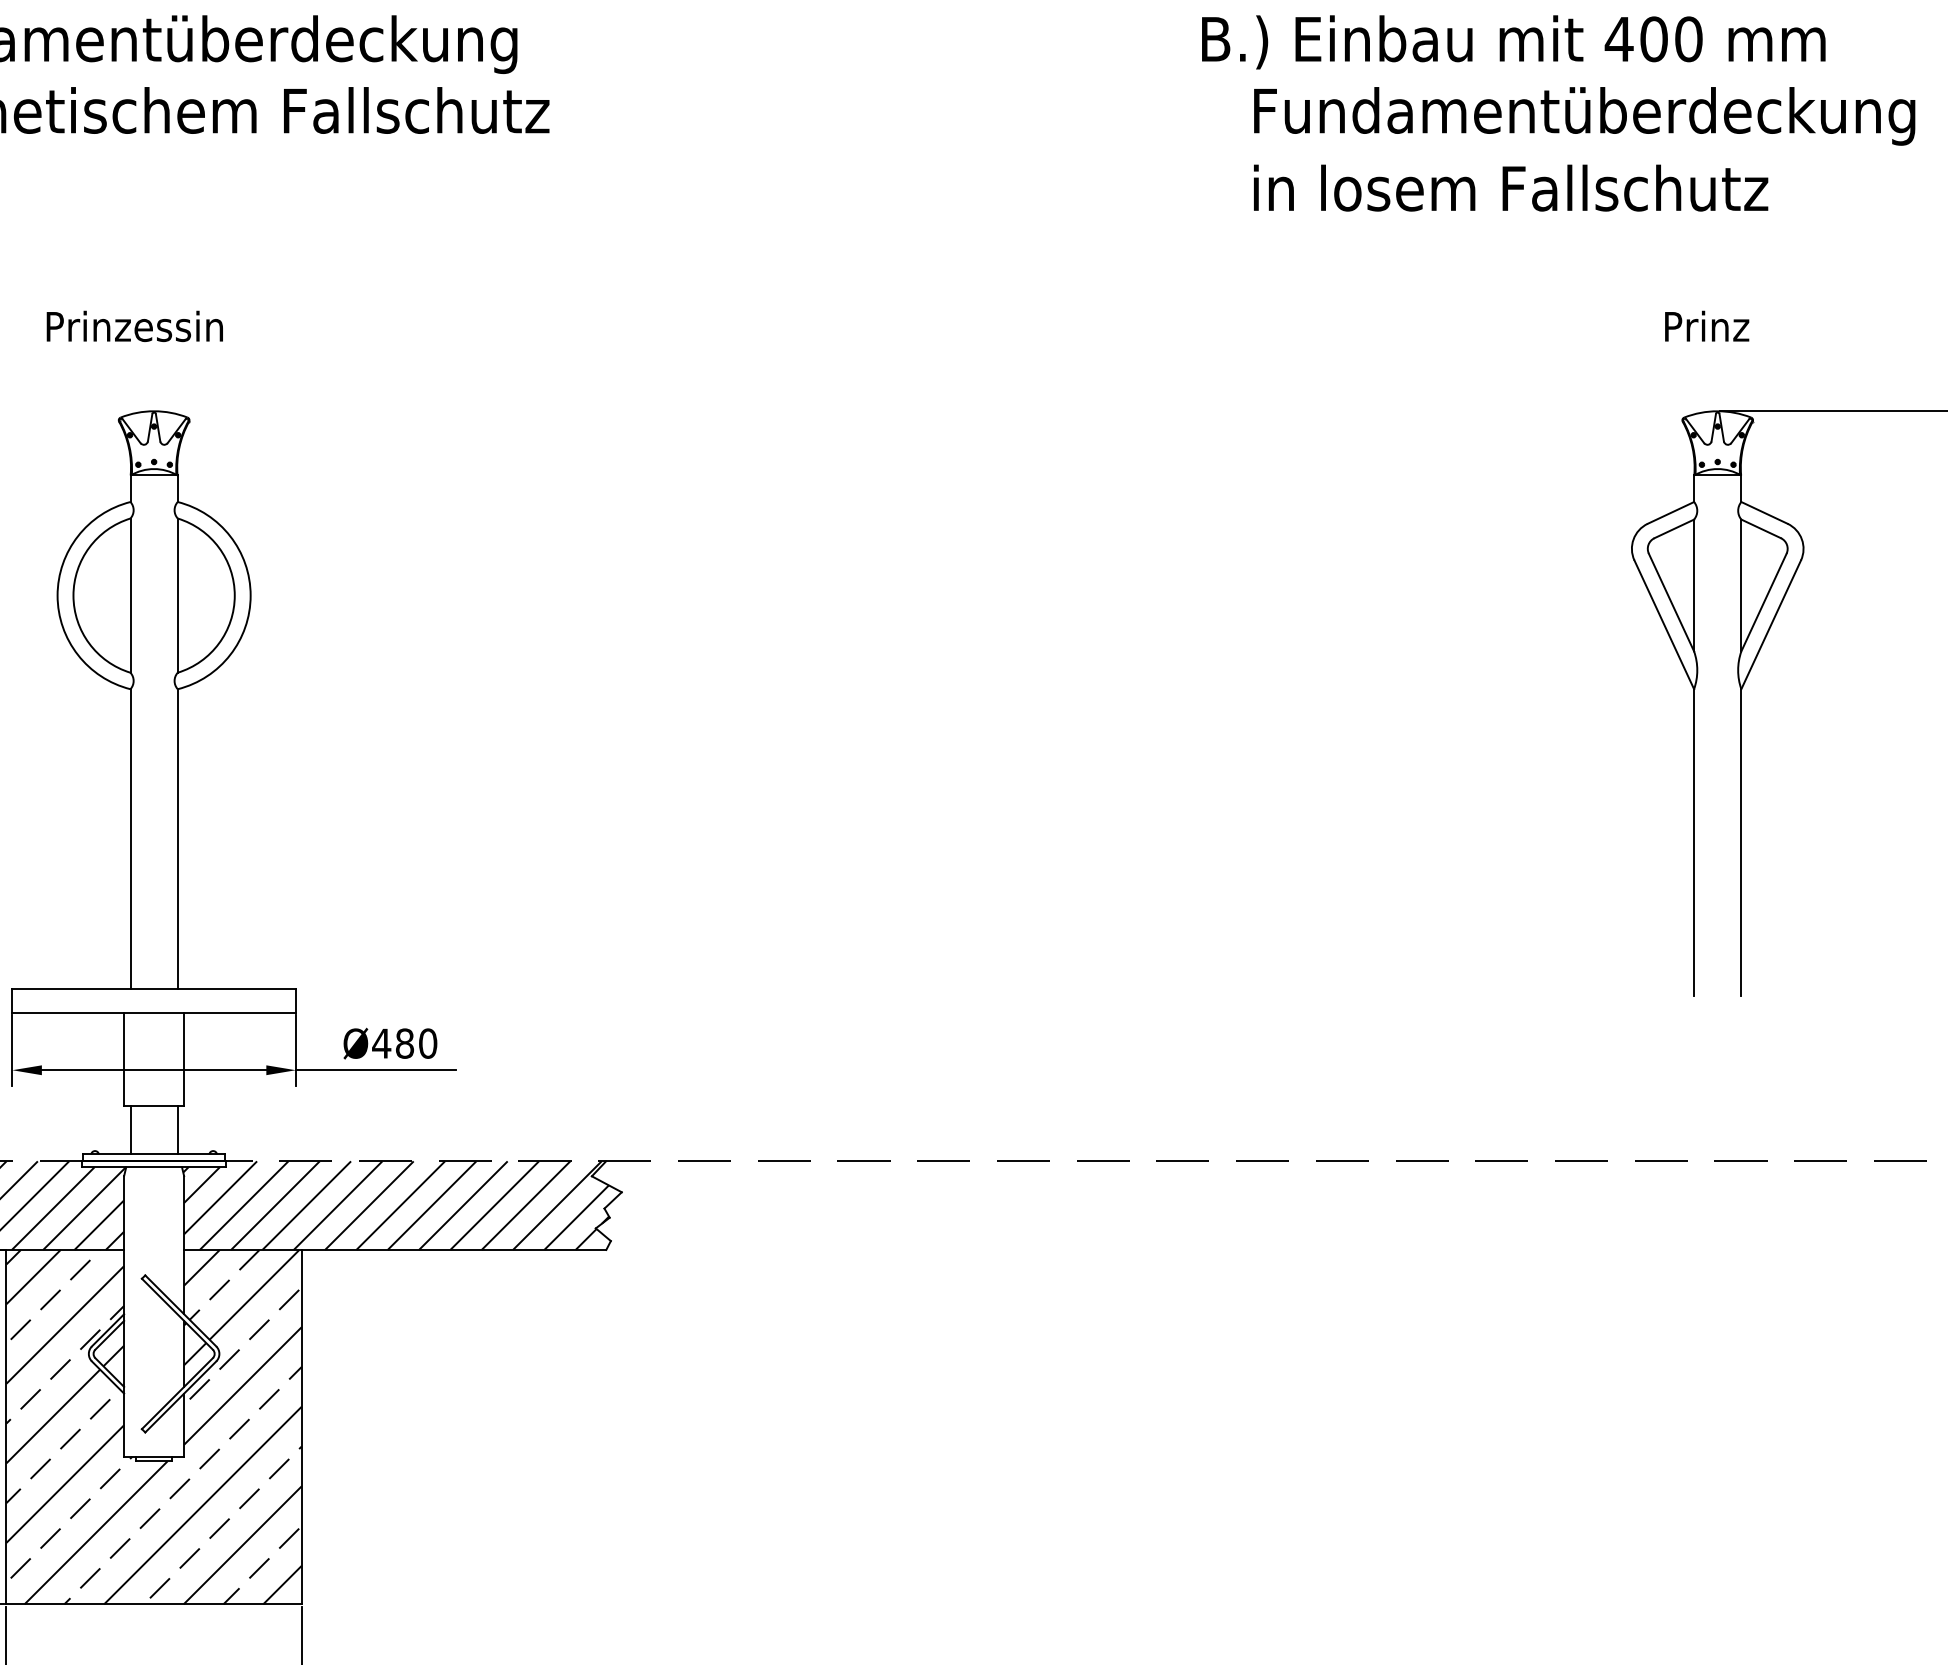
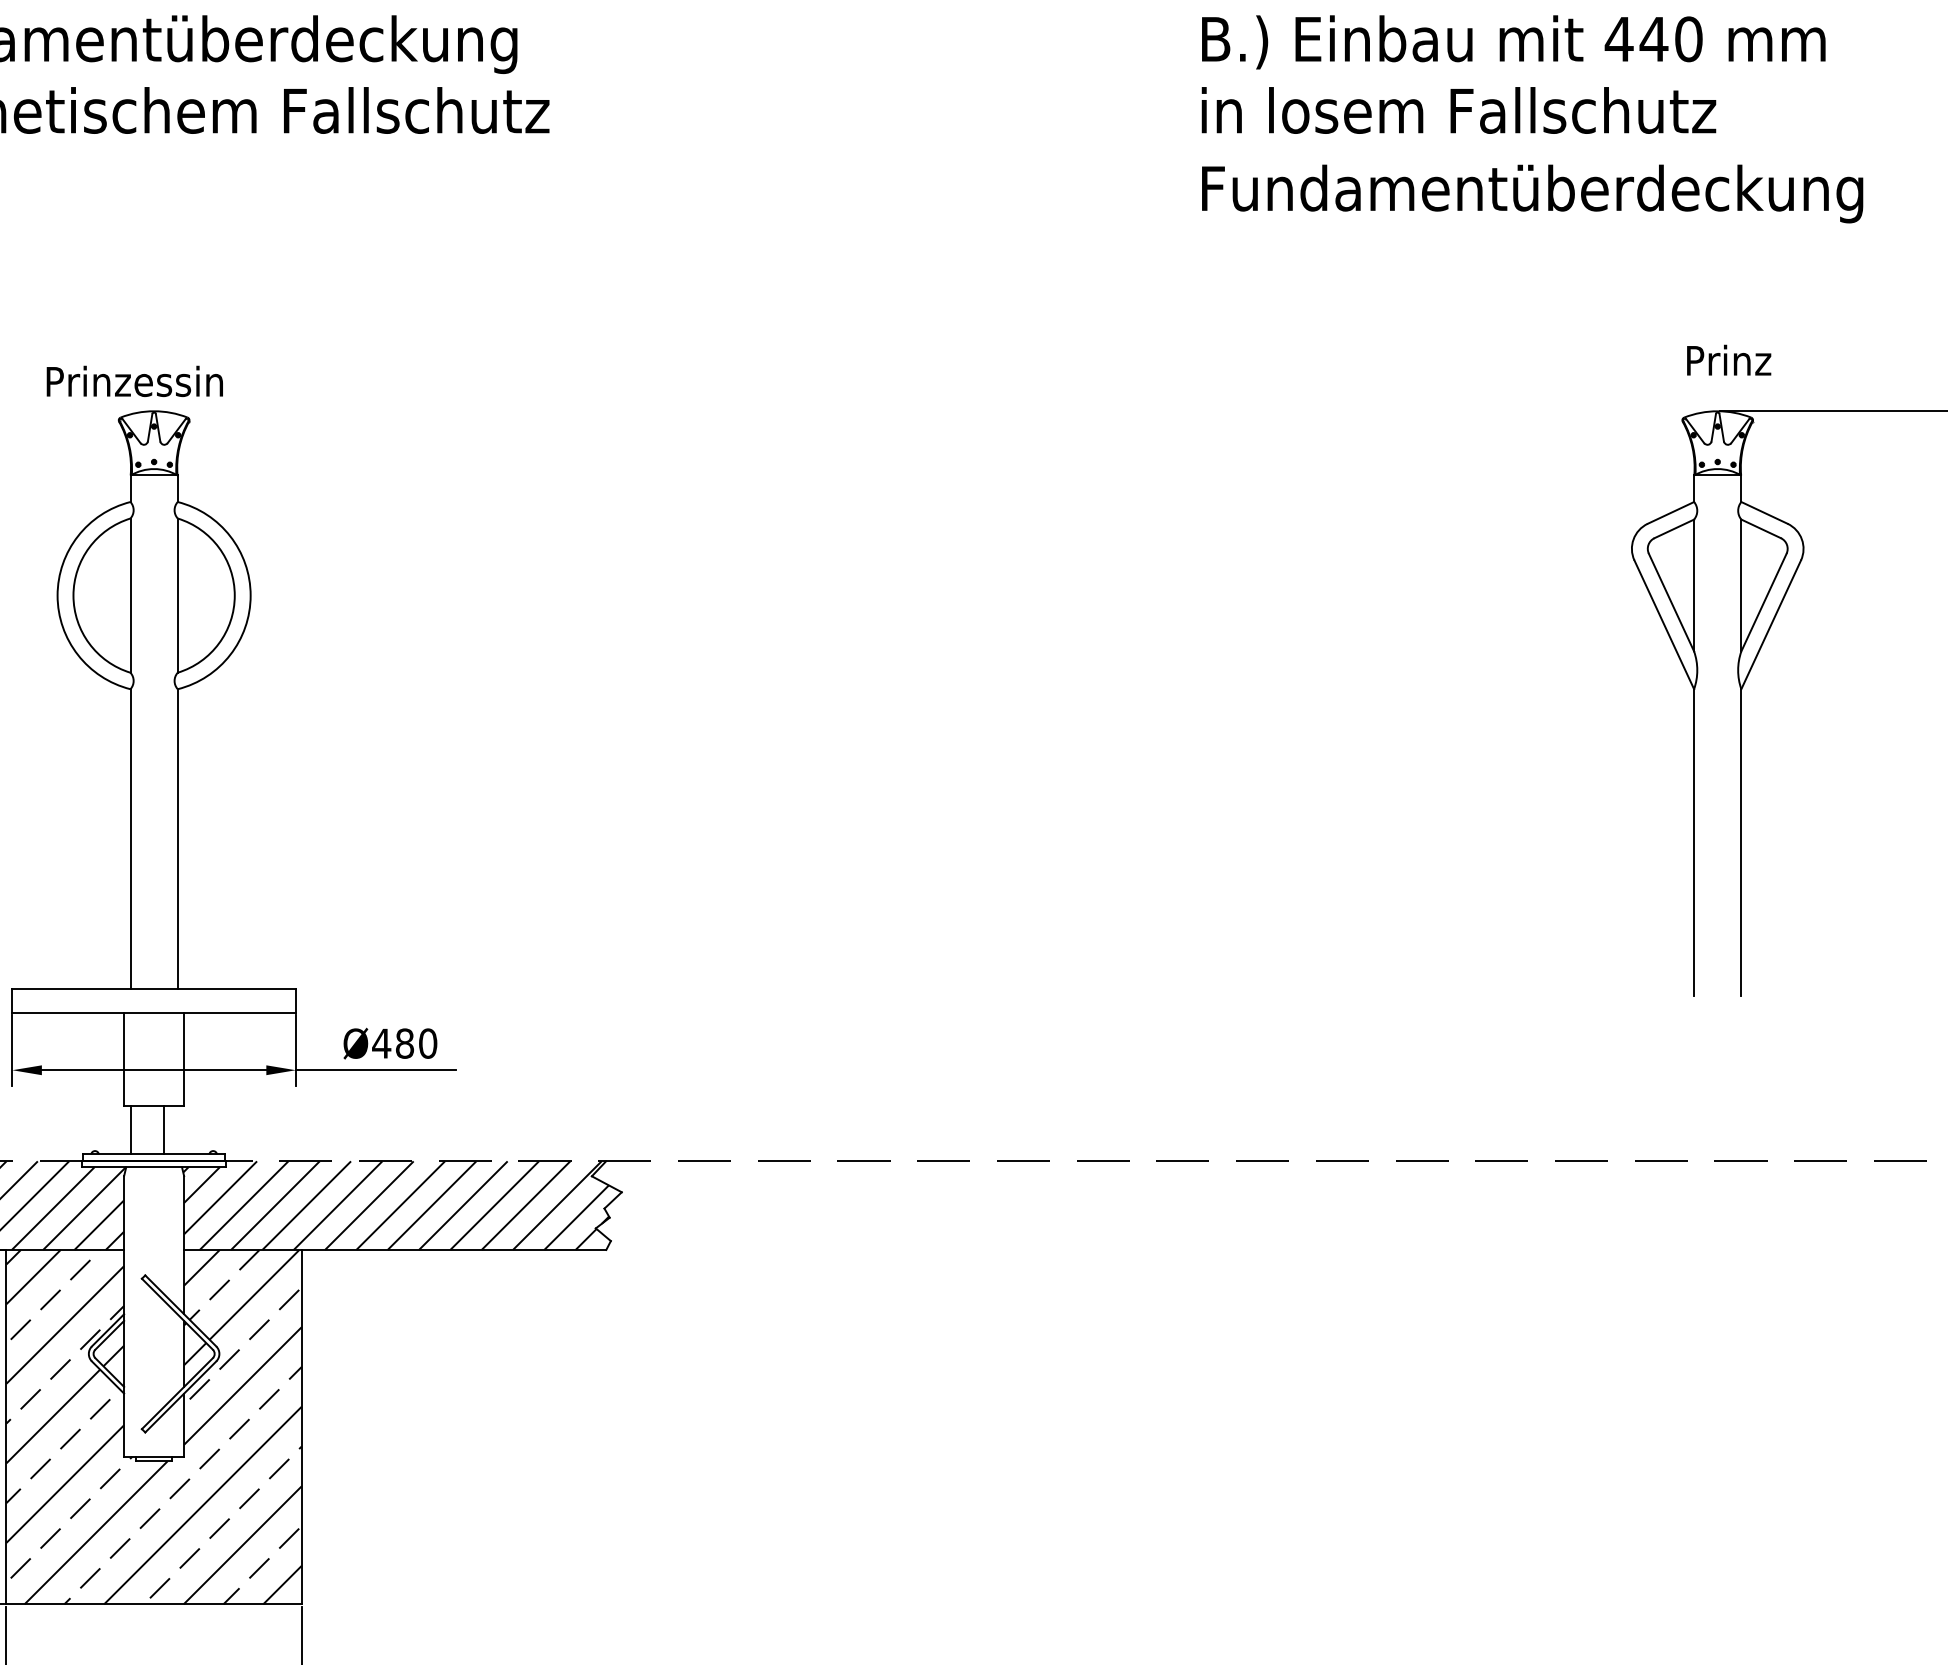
text: 400 -> 440 (1653, 39)
text: Fundamentüberdeckung -> in losem Fallschutz (1558, 116)
text: in losem Fallschutz -> Fundamentüberdeckung (1532, 193)
text position: (134, 325) -> (134, 380) (134, 380)
text position: (1707, 325) -> (1729, 359) (1729, 359)
line position: (177, 1130) -> (163, 1130) (163, 1130)
